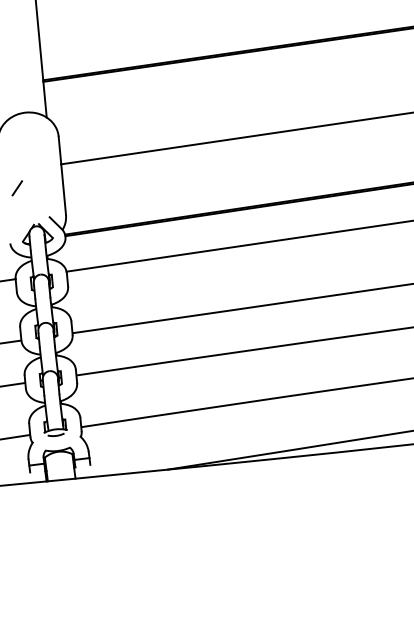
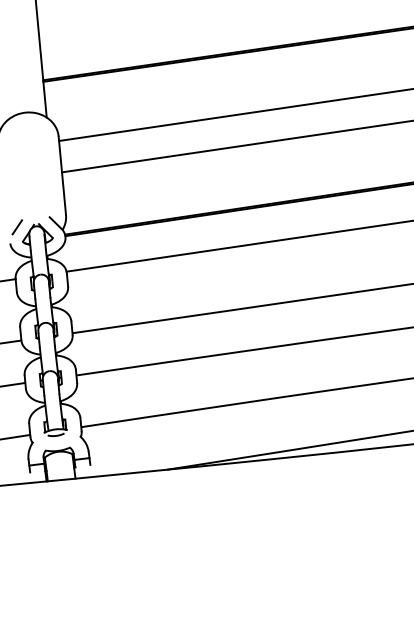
line: none -> present (234, 115)
line position: (235, 138) -> (236, 146) (236, 146)
line position: (17, 188) -> (17, 227) (17, 227)
